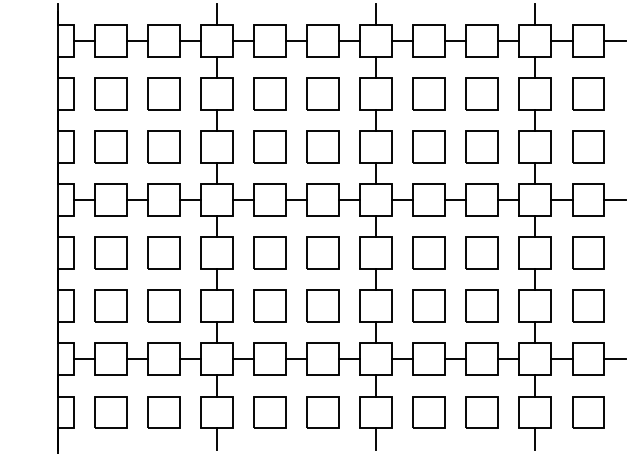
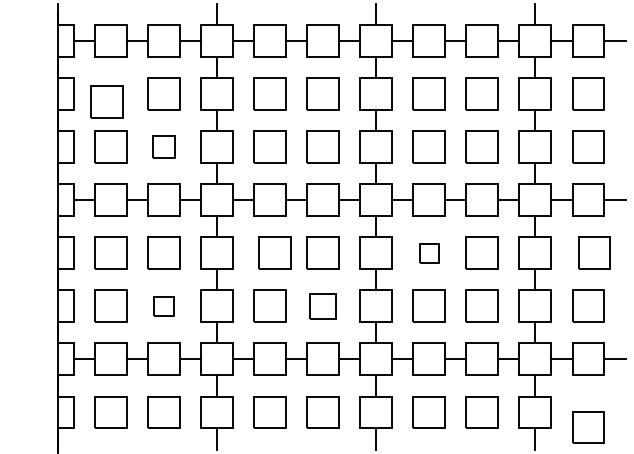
part position: (110, 93) -> (106, 101) (106, 101)
part size: 34x34 px -> 24x24 px (163, 146)
part position: (269, 252) -> (274, 252) (274, 252)
part size: 34x34 px -> 21x21 px (429, 253)
part position: (588, 252) -> (594, 252) (594, 252)
part size: 34x34 px -> 22x21 px (163, 306)
part size: 34x34 px -> 28x27 px (322, 306)
part position: (588, 412) -> (588, 427) (588, 427)
